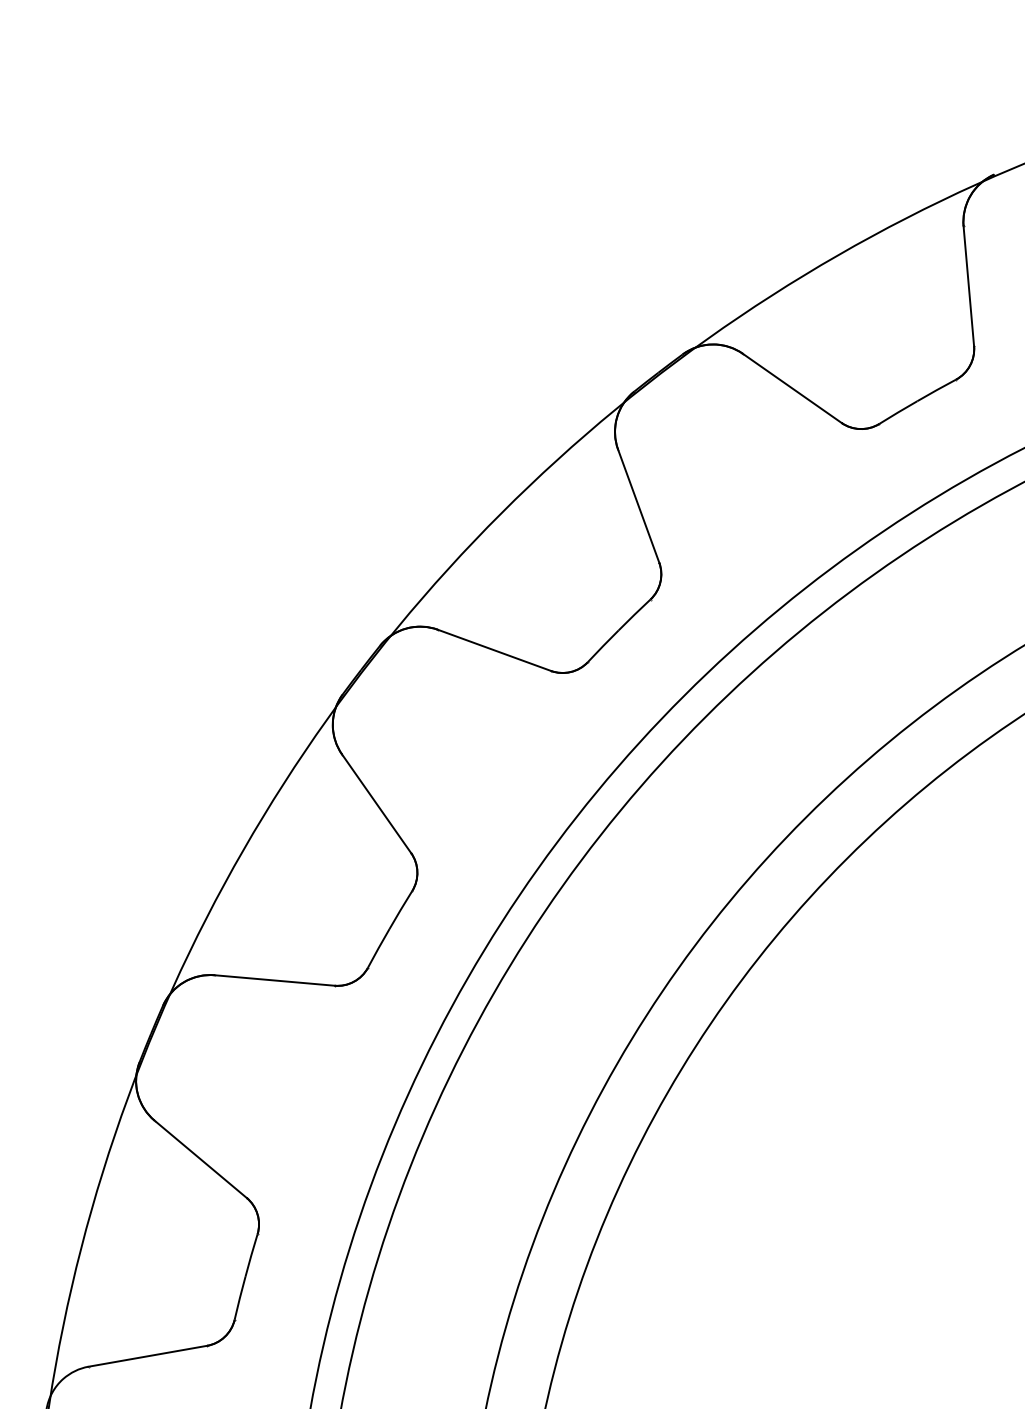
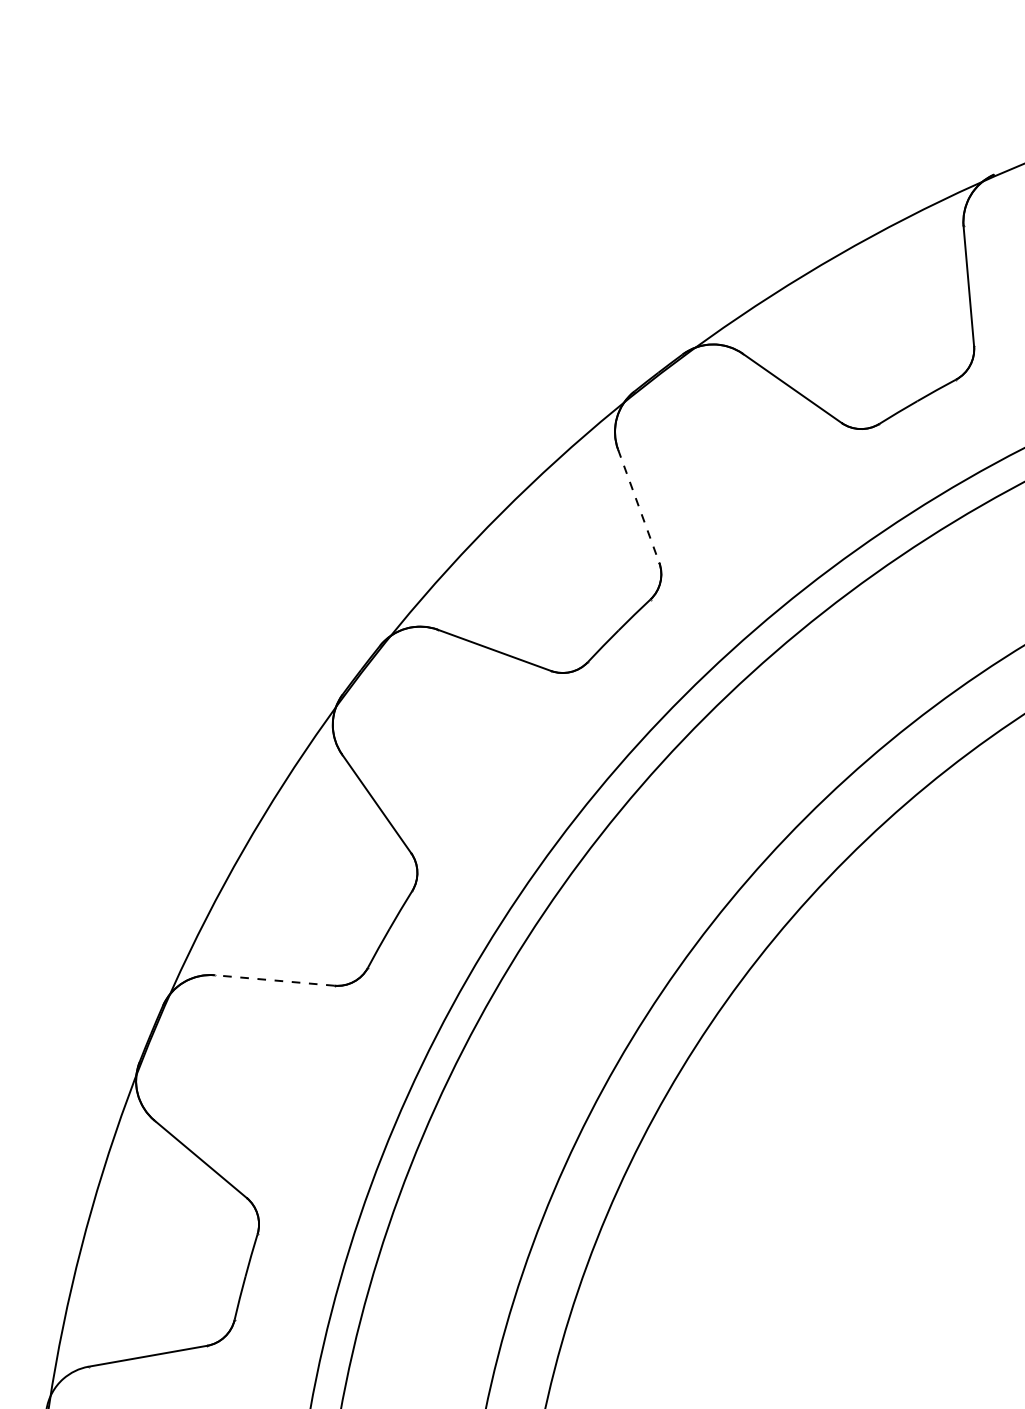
line: solid -> dashed (638, 506)
line: solid -> dashed (274, 980)
